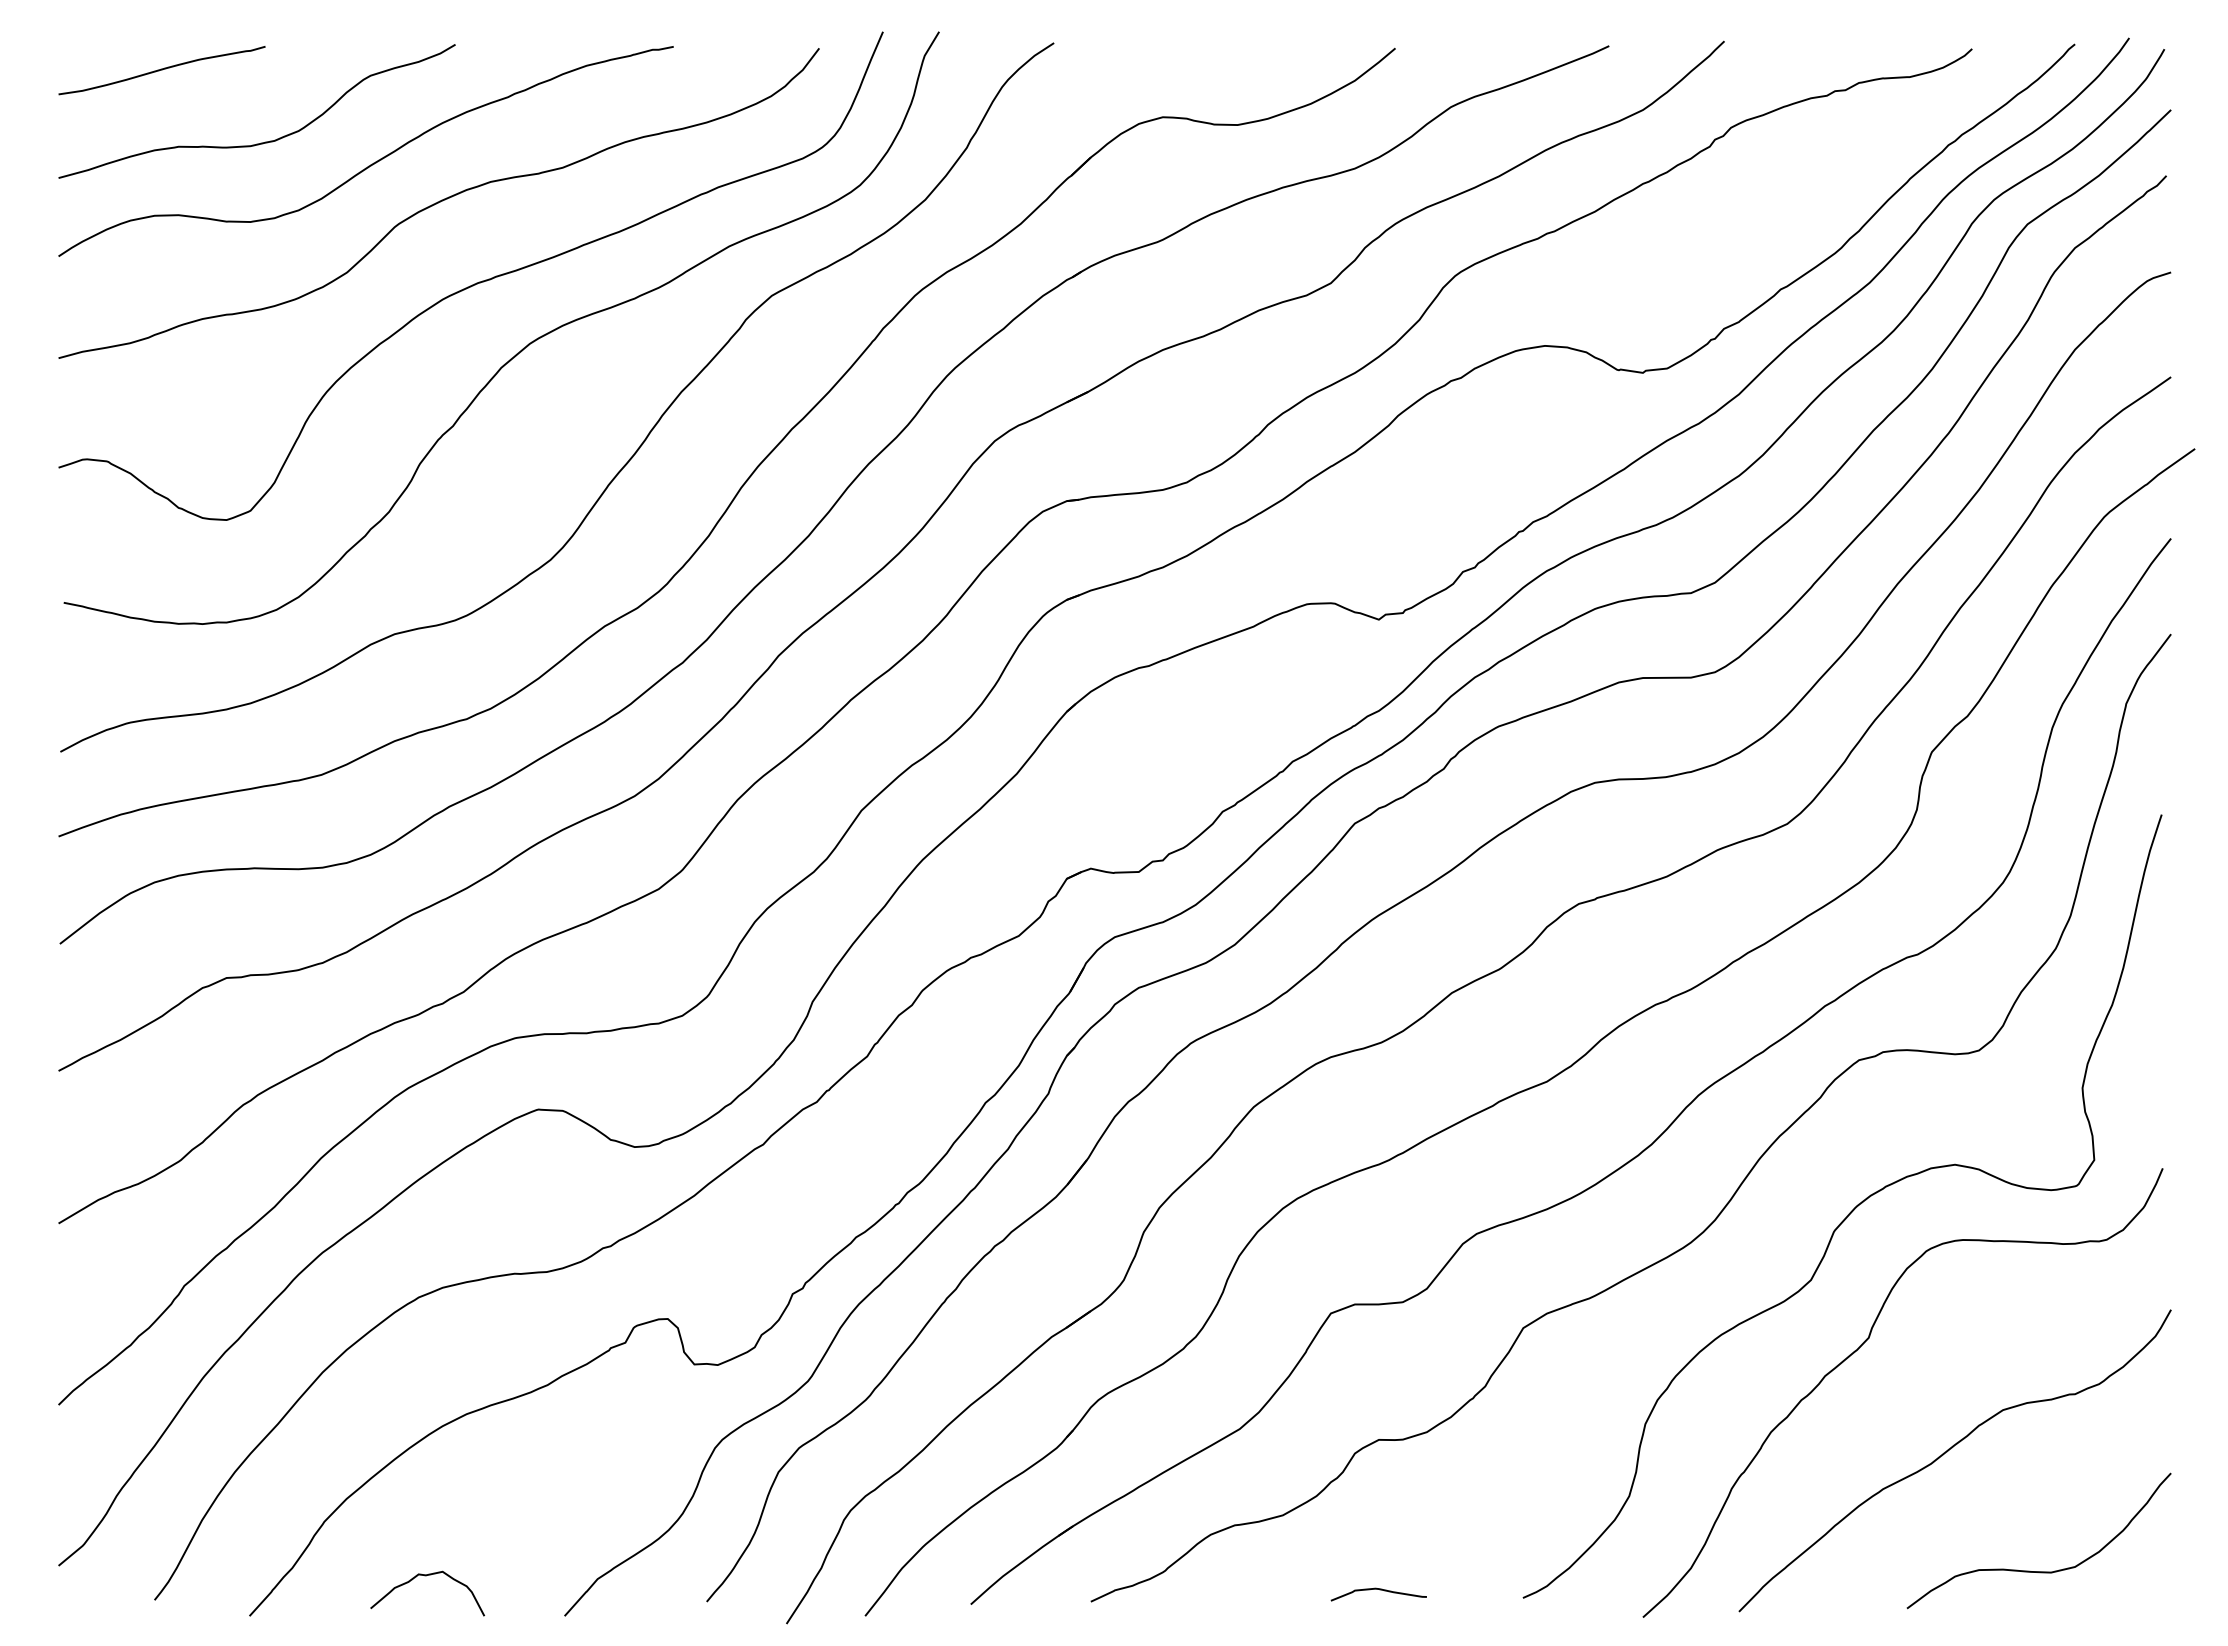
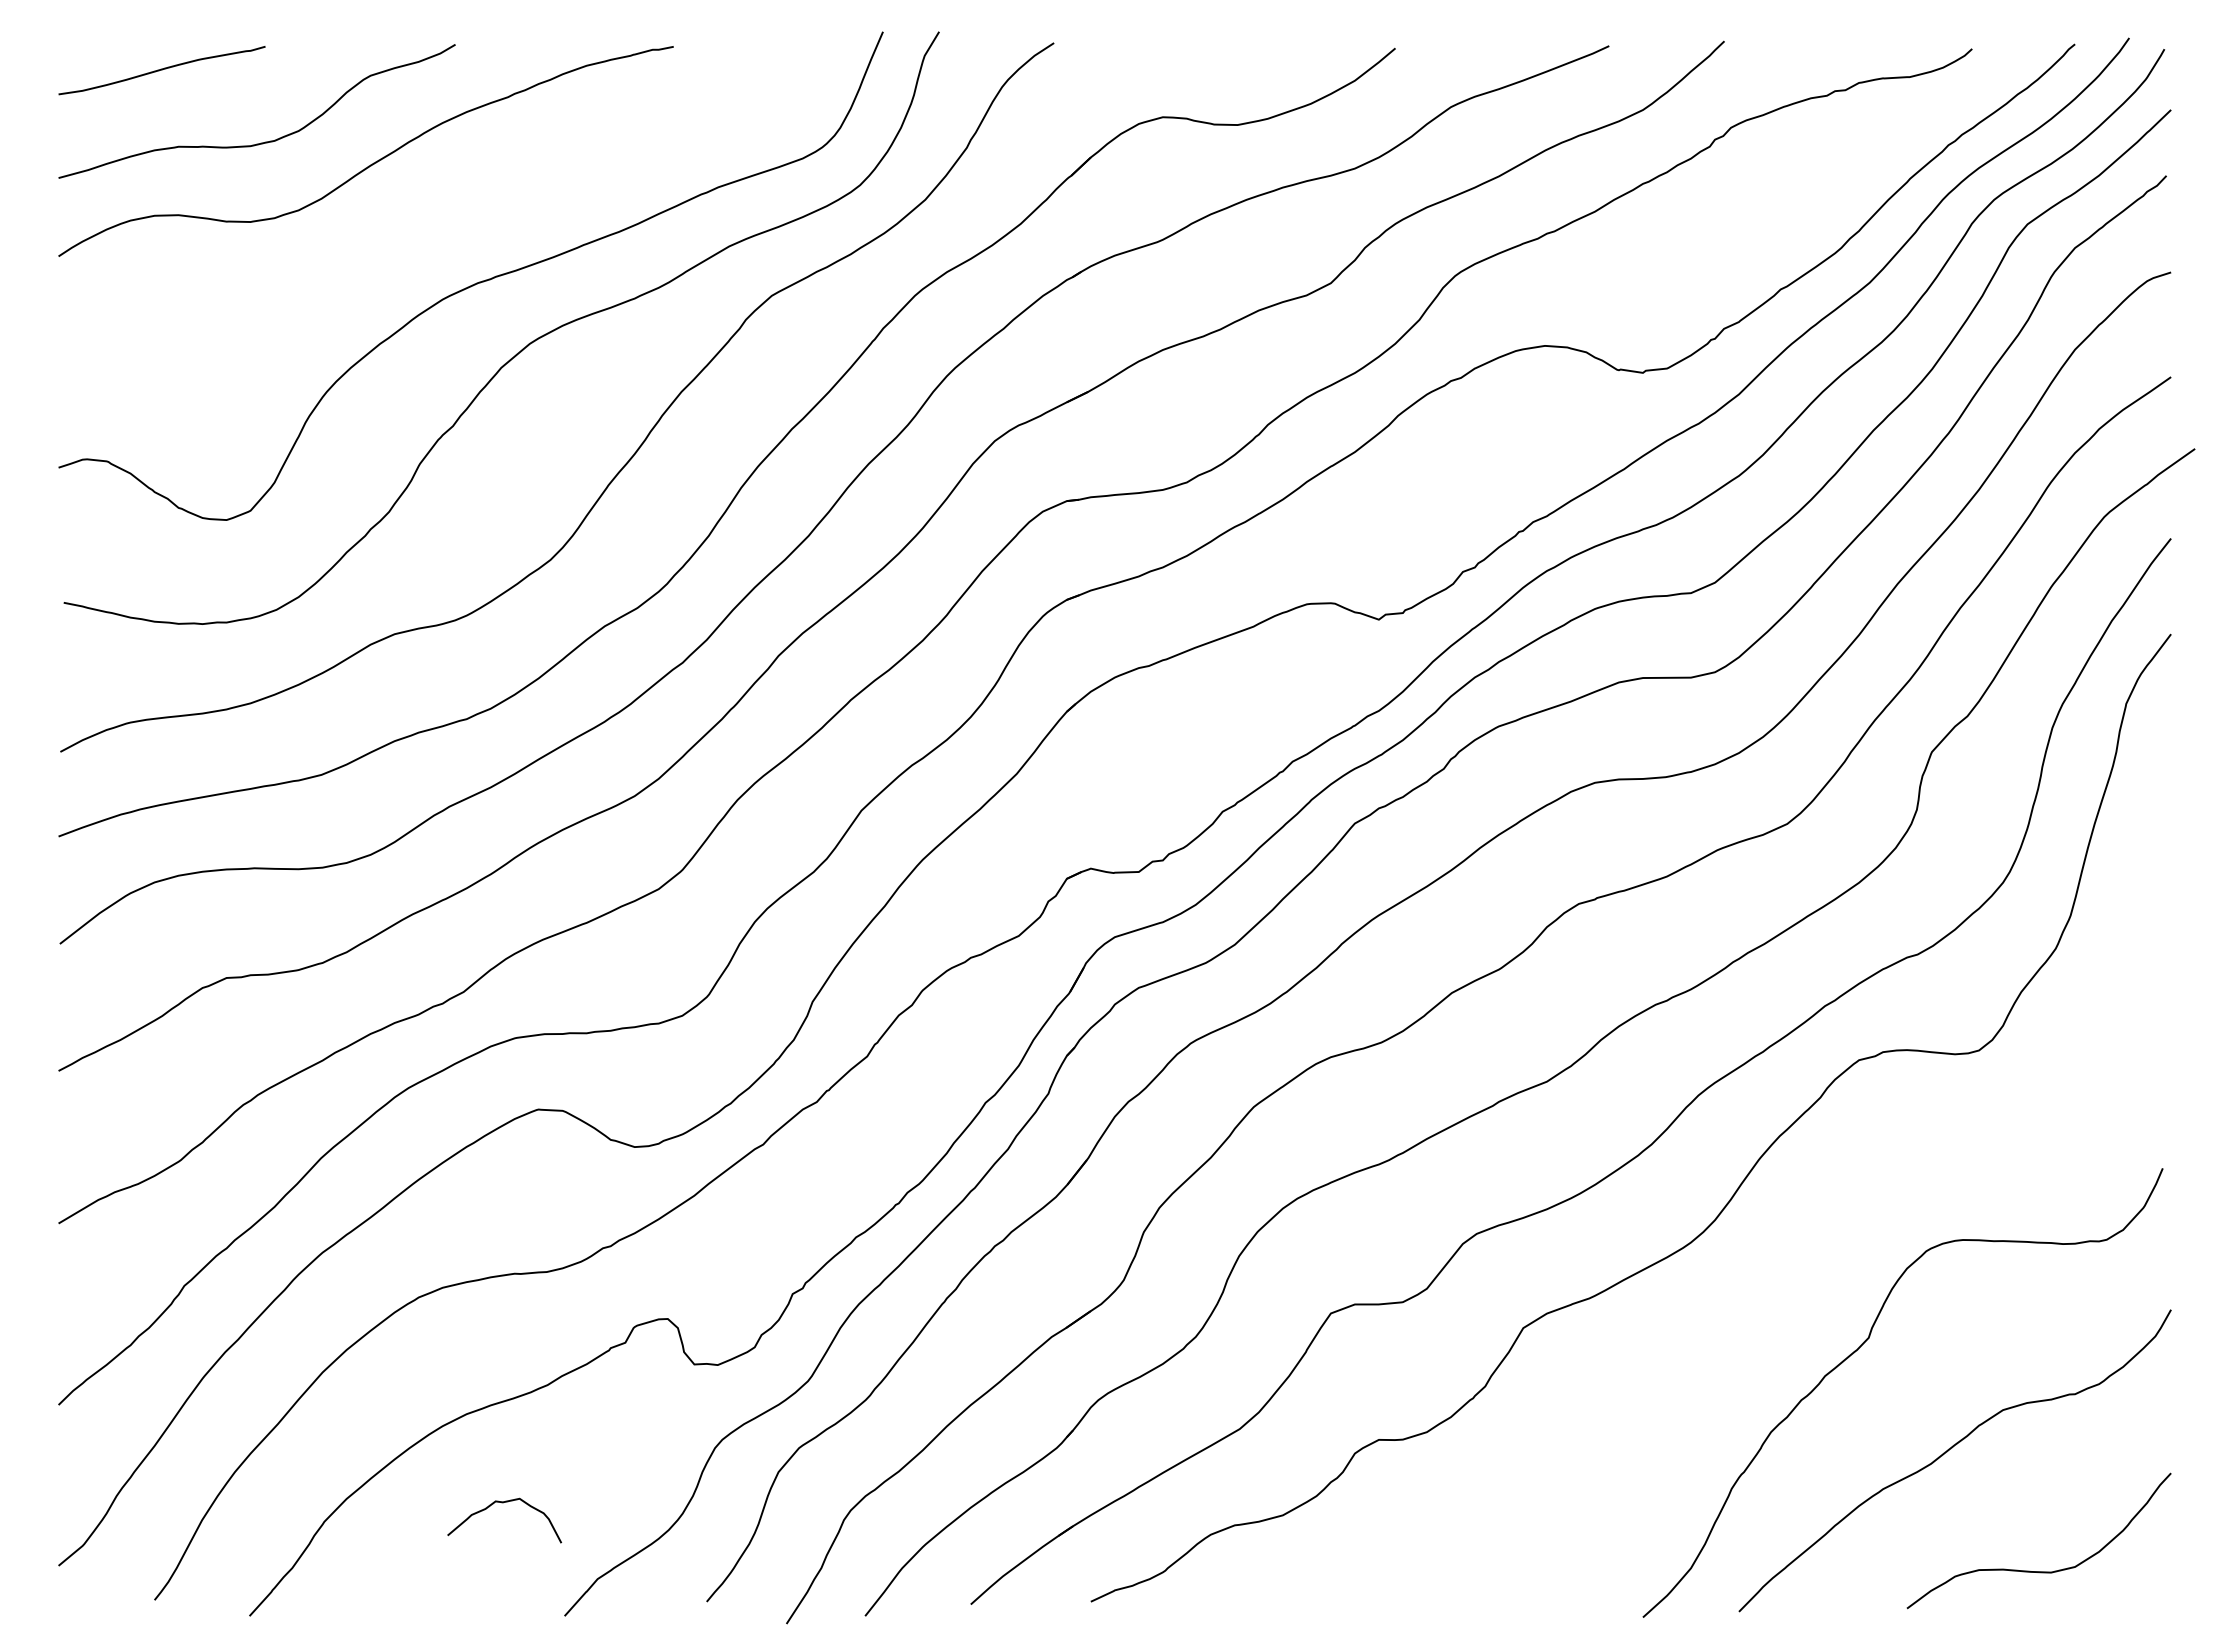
curve: present -> none (438, 203)
curve: present -> none (1849, 1212)
curve position: (426, 1576) -> (503, 1503) (503, 1503)
curve: present -> none (1379, 1590)
